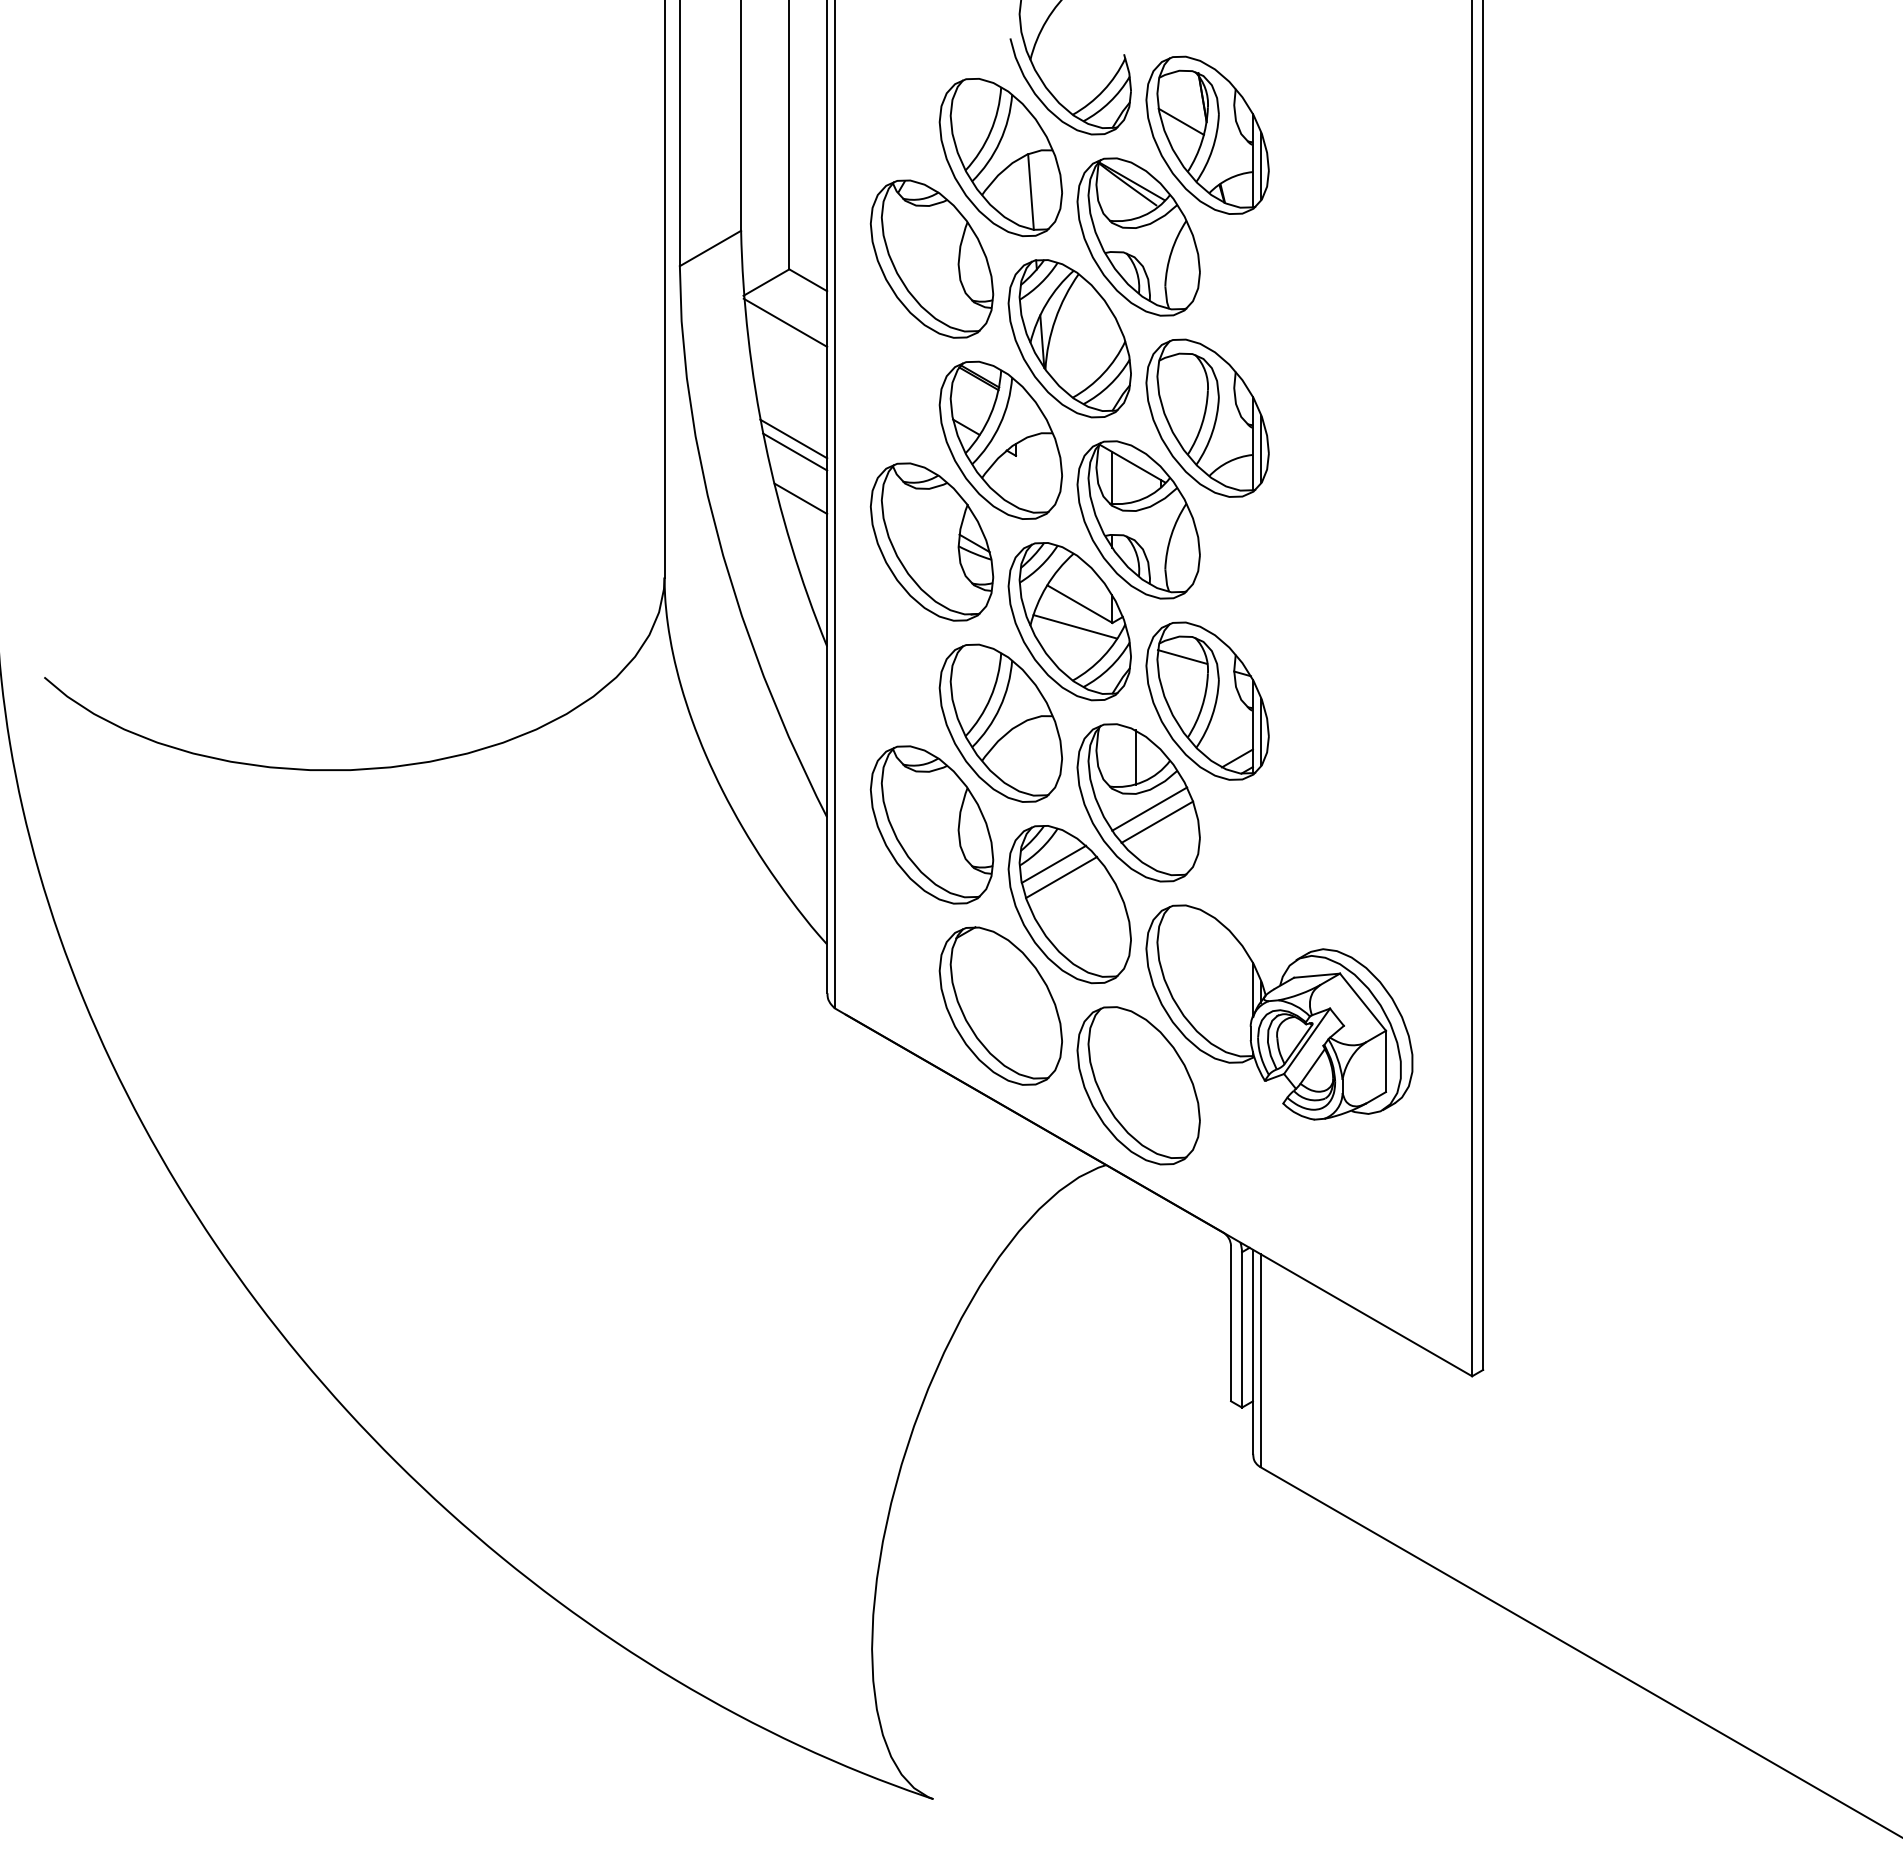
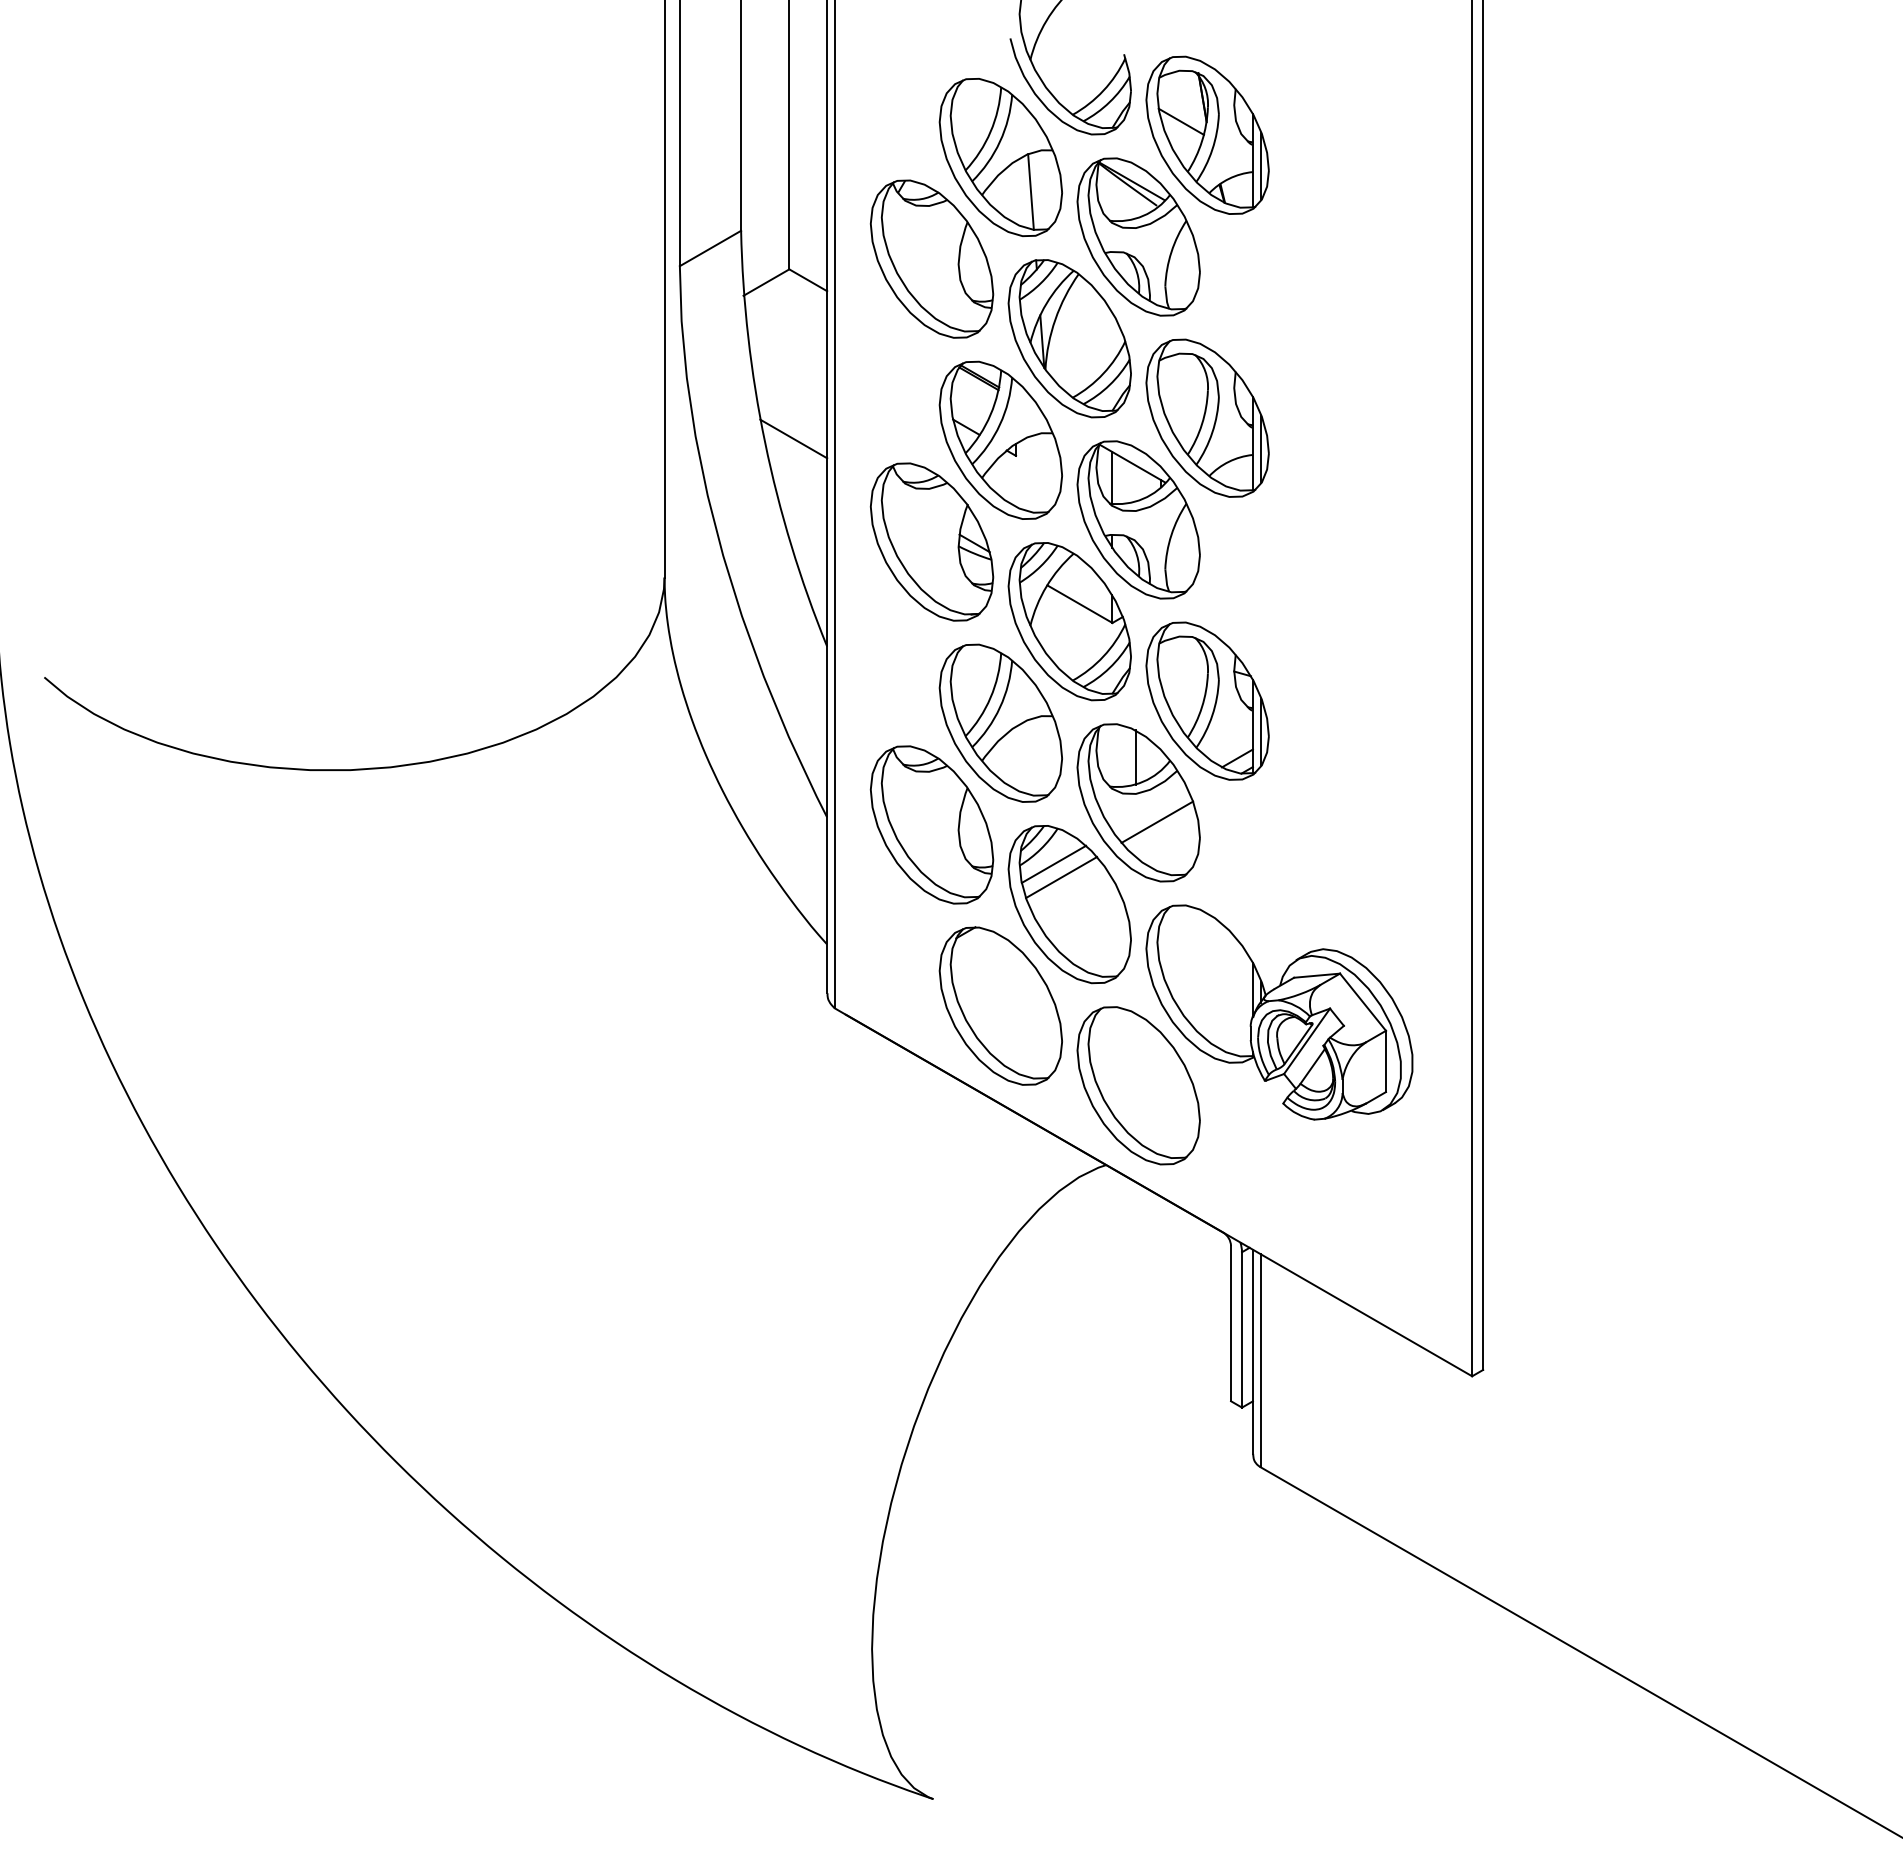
line: present -> none (785, 322)
line: present -> none (795, 451)
line: present -> none (800, 498)
line: present -> none (1075, 626)
line: present -> none (1182, 656)
line: present -> none (1149, 808)
